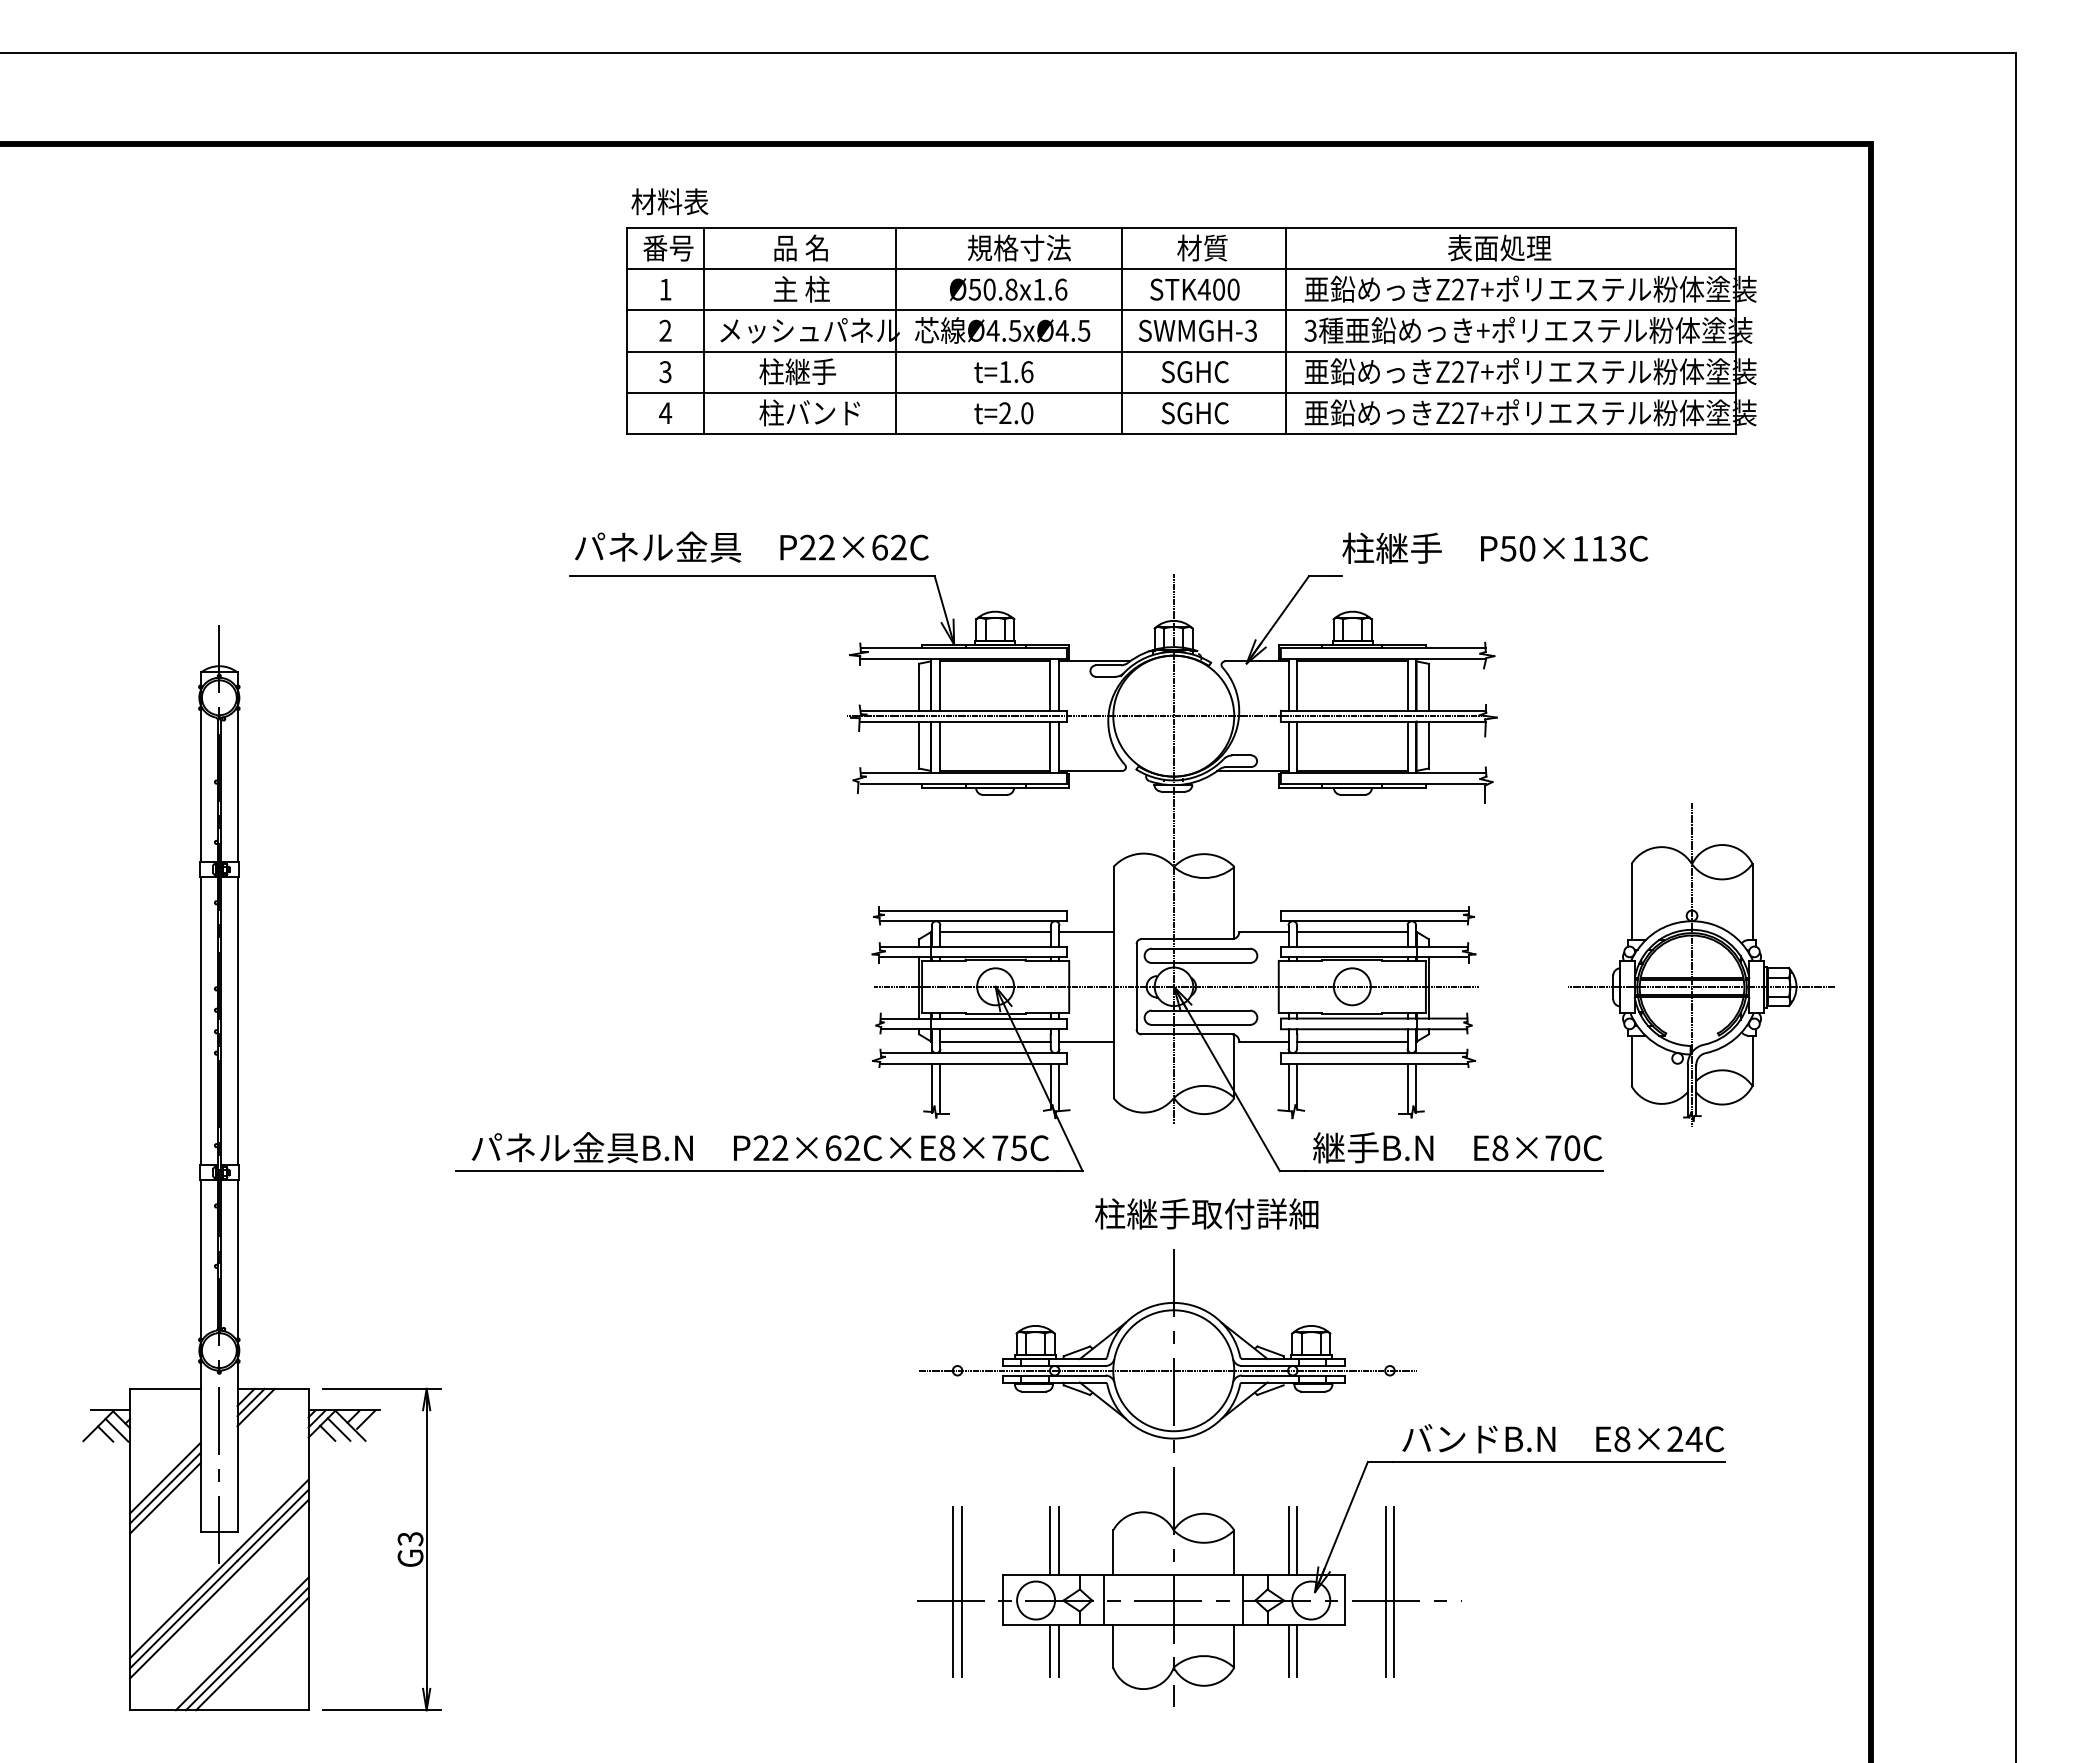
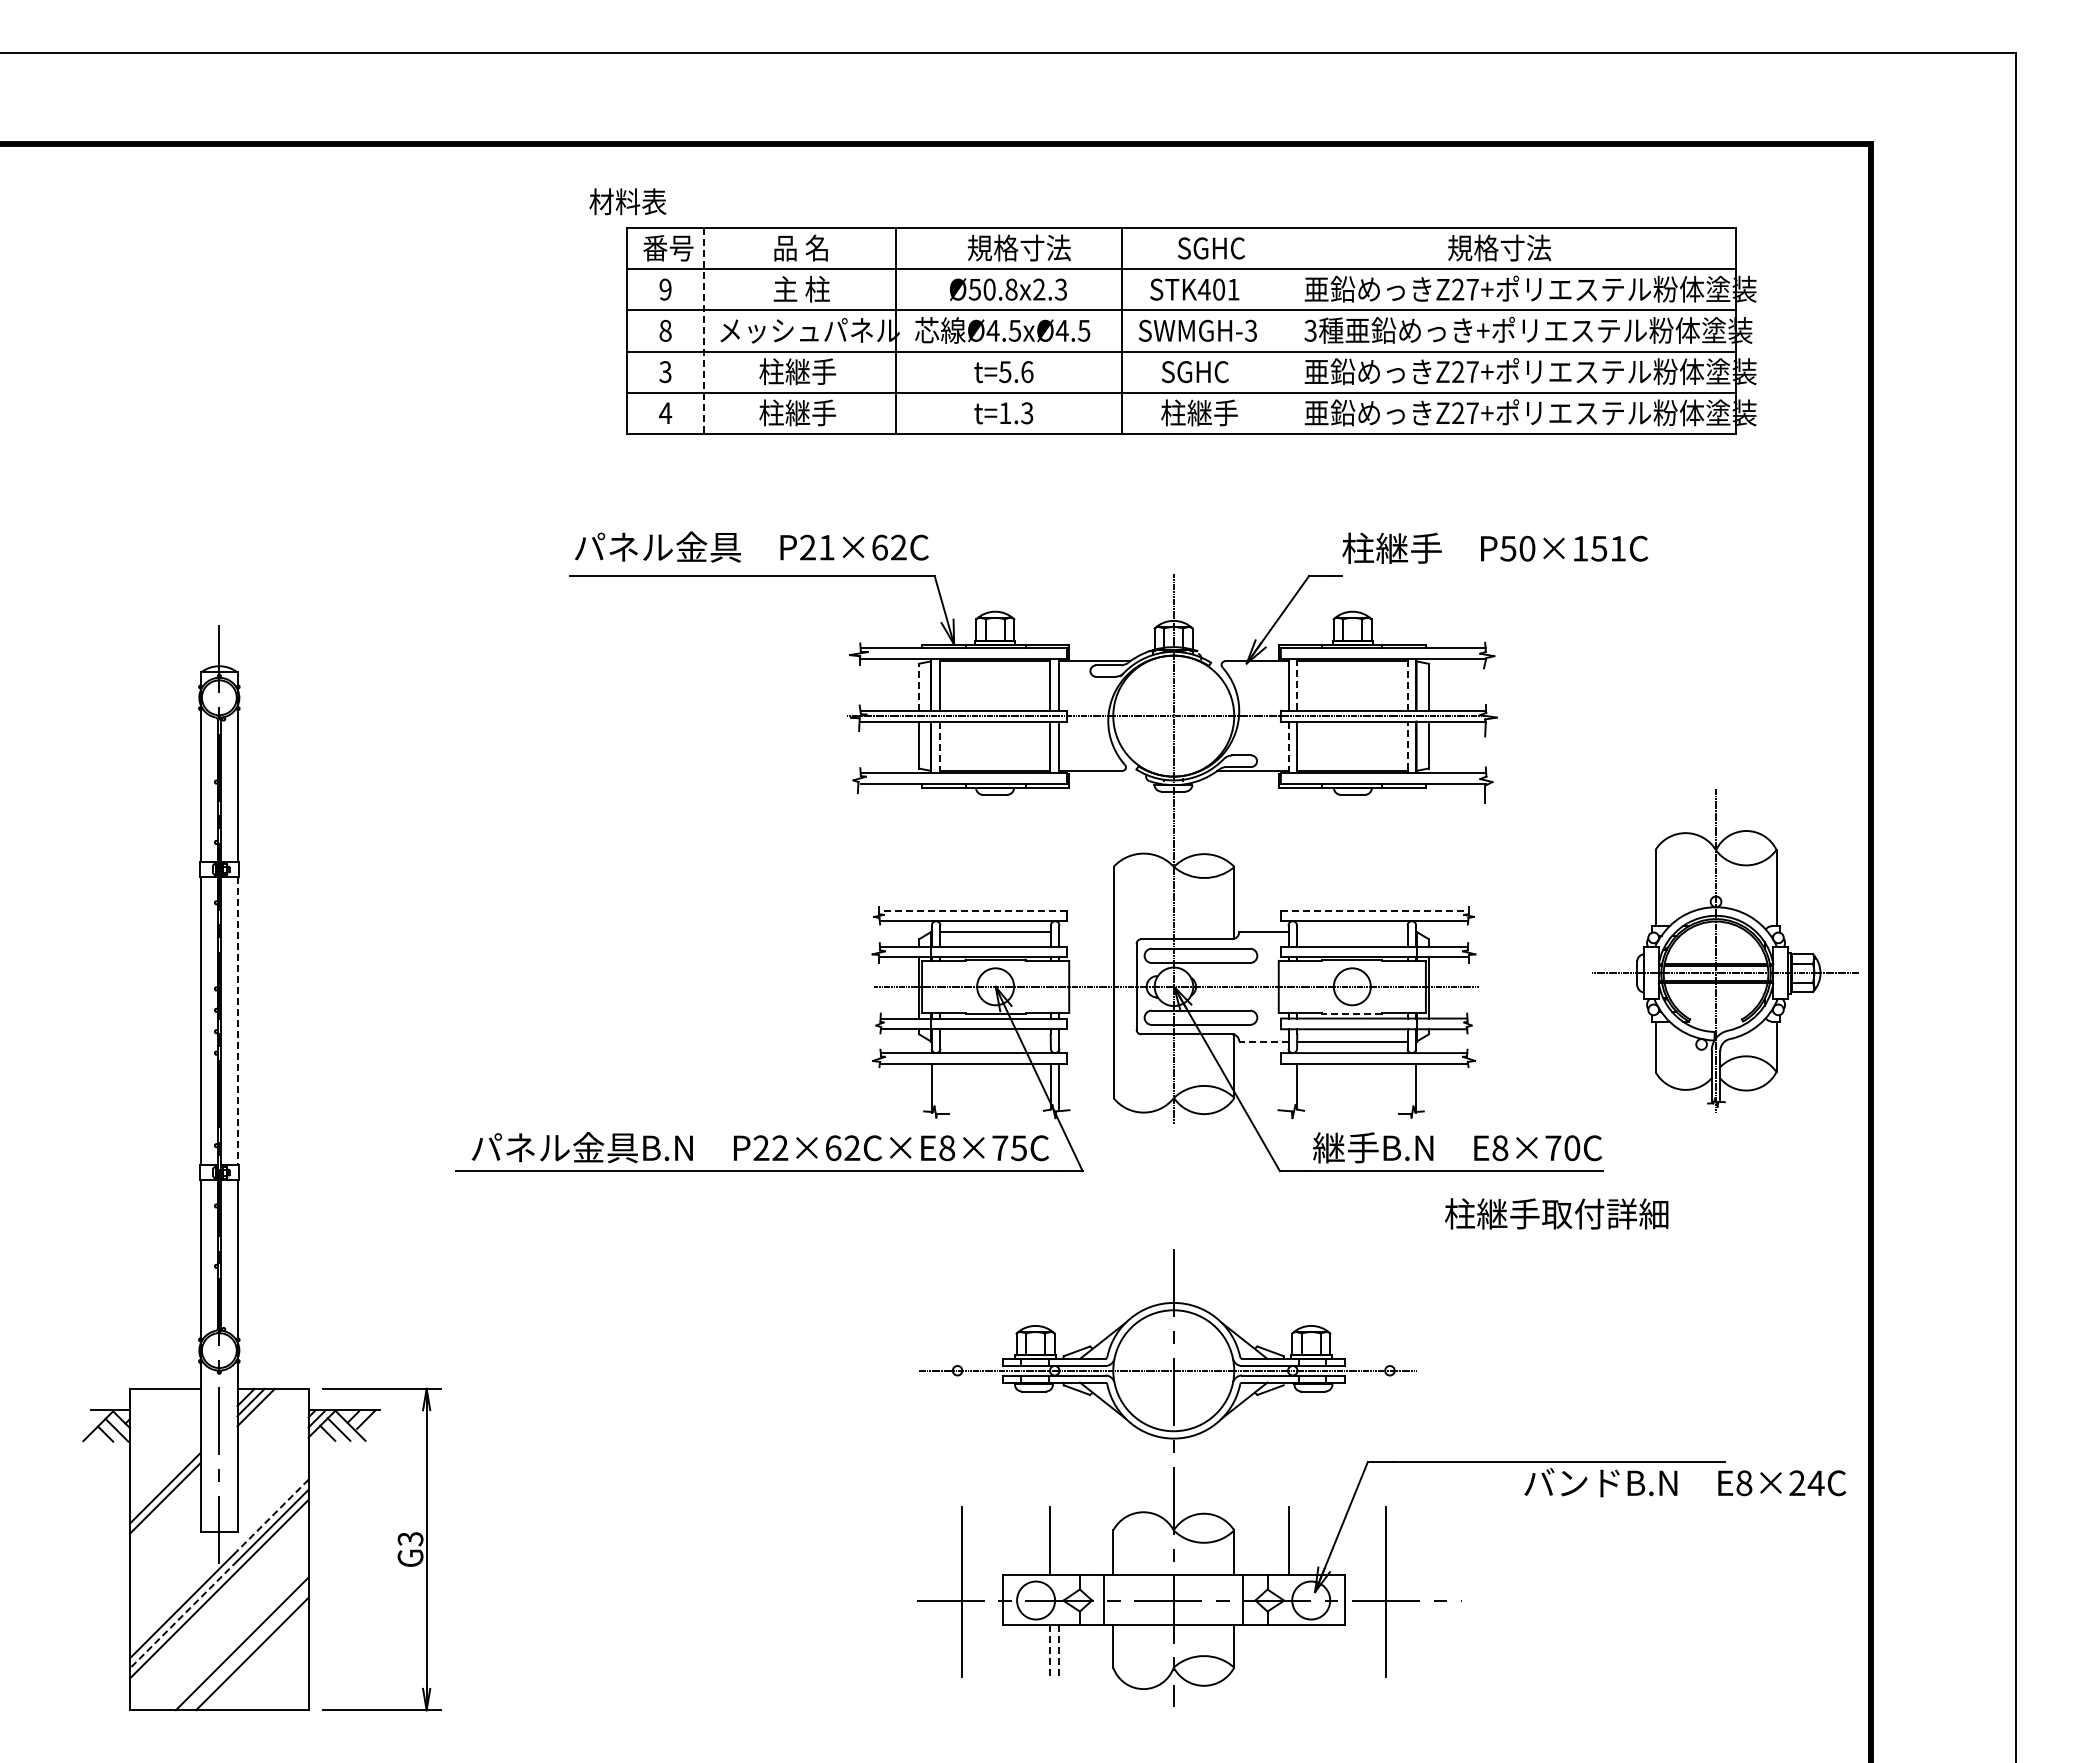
text position: (669, 201) -> (627, 201) (627, 201)
text: 材質 -> SGHC (1210, 247)
text: 表面処理 -> 規格寸法 (1499, 247)
text: 1 -> 9 (665, 289)
text: Ø50.8x1.6 -> Ø50.8x2.3 (1050, 289)
text: STK400 -> STK401 (1233, 289)
text: 2 -> 8 (665, 330)
line: present -> none (1286, 330)
line: solid -> dashed (703, 331)
text: t=1.6 -> t=5.6 (1005, 372)
text: 柱バンド -> 柱継手 (822, 412)
text: SGHC -> 柱継手 (1199, 412)
text: t=2.0 -> t=1.3 (1016, 413)
text: P22×62C -> P21×62C (826, 547)
text: P50×113C -> P50×151C (1608, 548)
line: solid -> dashed (1297, 684)
line: solid -> dashed (1407, 684)
line: solid -> dashed (919, 687)
line: solid -> dashed (939, 745)
line: solid -> dashed (1407, 745)
line: solid -> dashed (1288, 746)
line: solid -> dashed (973, 910)
line: solid -> dashed (1374, 910)
line: present -> none (1086, 932)
line: present -> none (1352, 932)
part position: (1701, 964) -> (1725, 950) (1725, 950)
line: solid -> dashed (1352, 1013)
line: solid -> dashed (237, 1021)
line: present -> none (995, 1041)
line: present -> none (1086, 1041)
line: solid -> dashed (1263, 1041)
line: present -> none (1288, 1086)
line: present -> none (940, 1087)
line: present -> none (1407, 1087)
text position: (1206, 1213) -> (1556, 1213) (1556, 1213)
text position: (1563, 1438) -> (1685, 1482) (1685, 1482)
line: present -> none (165, 1478)
line: solid -> dashed (272, 1515)
line: present -> none (1059, 1540)
line: present -> none (1297, 1540)
line: present -> none (953, 1591)
line: present -> none (1394, 1591)
line: solid -> dashed (183, 1614)
line: present -> none (246, 1648)
line: present -> none (1288, 1650)
line: present -> none (1297, 1650)
line: solid -> dashed (1050, 1651)
line: solid -> dashed (1059, 1651)
